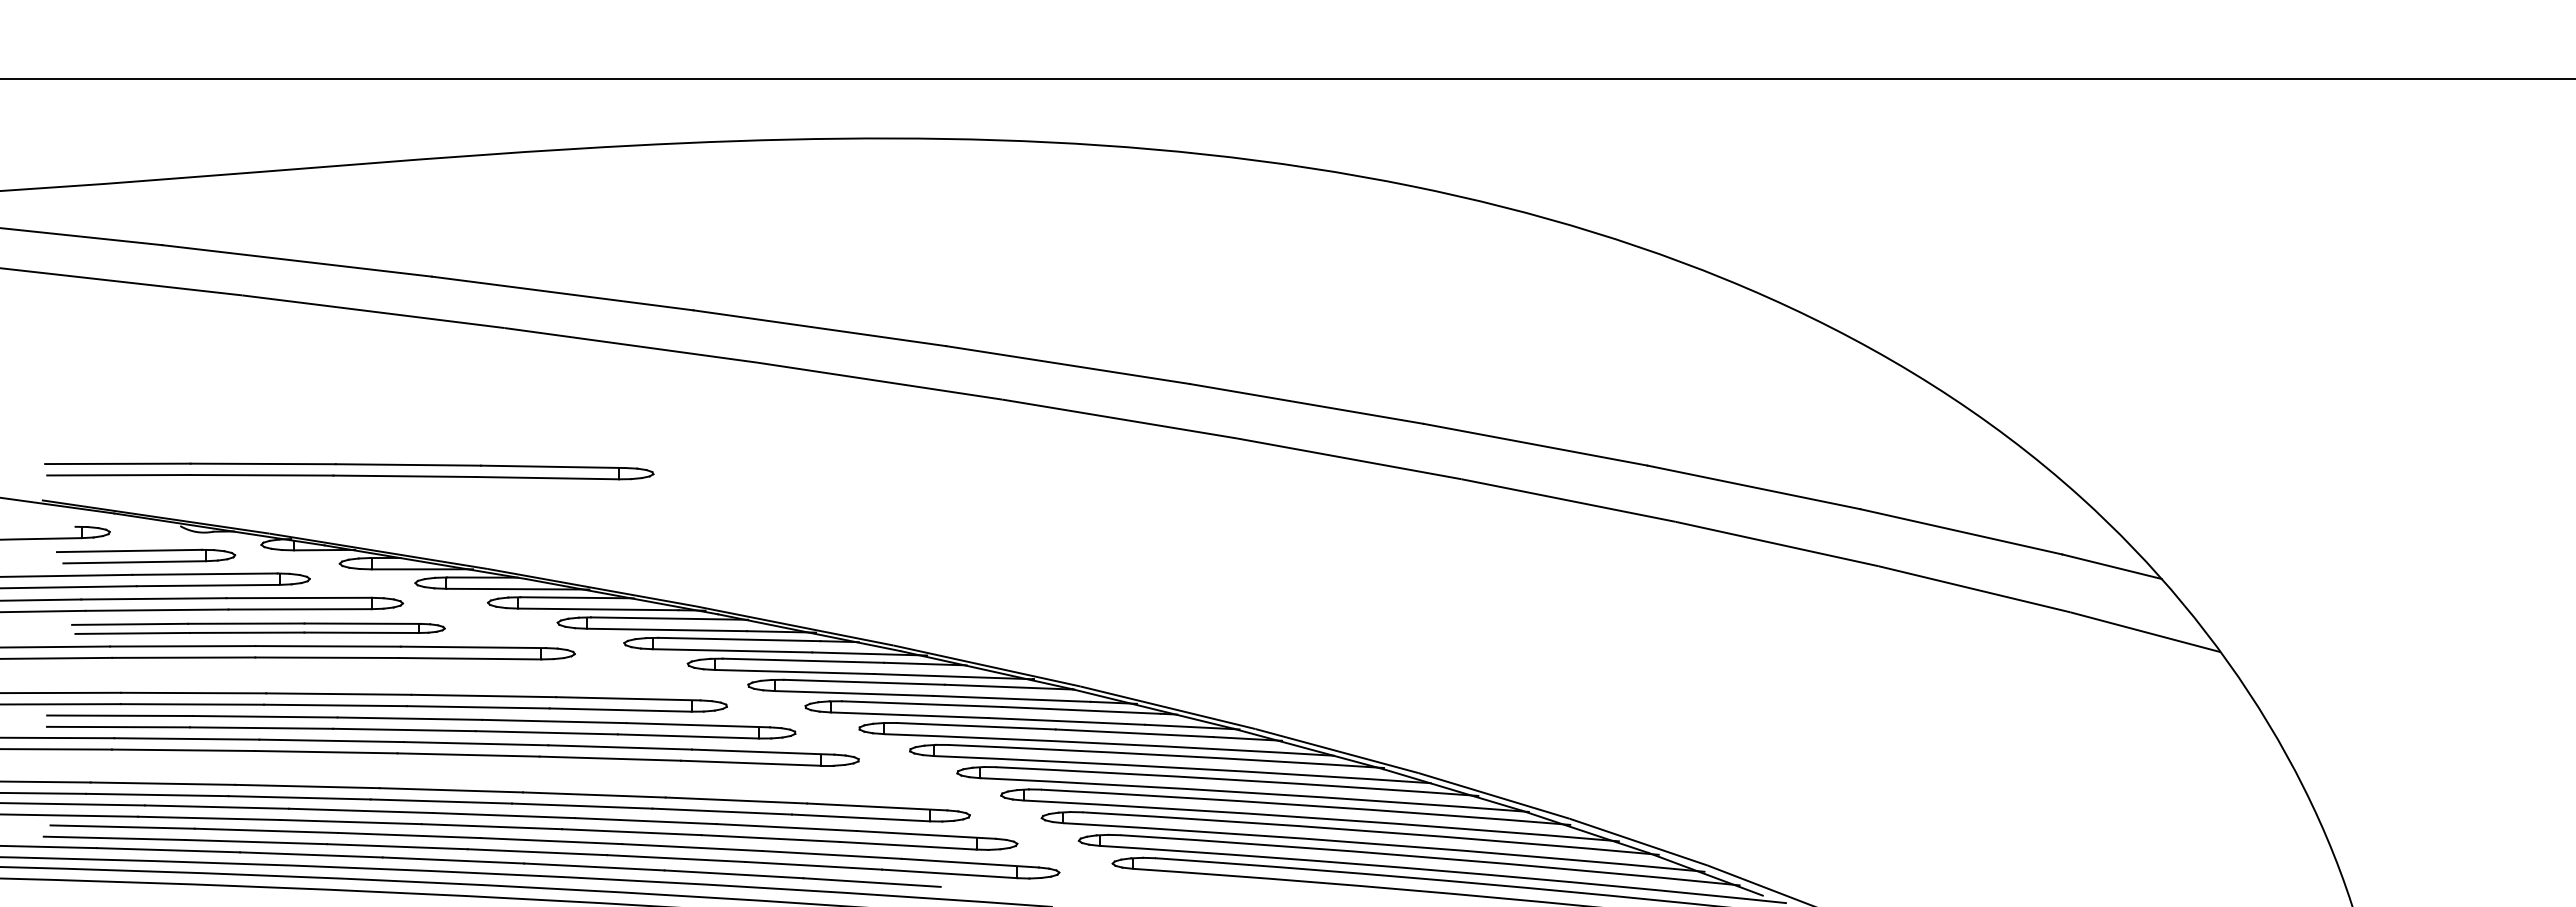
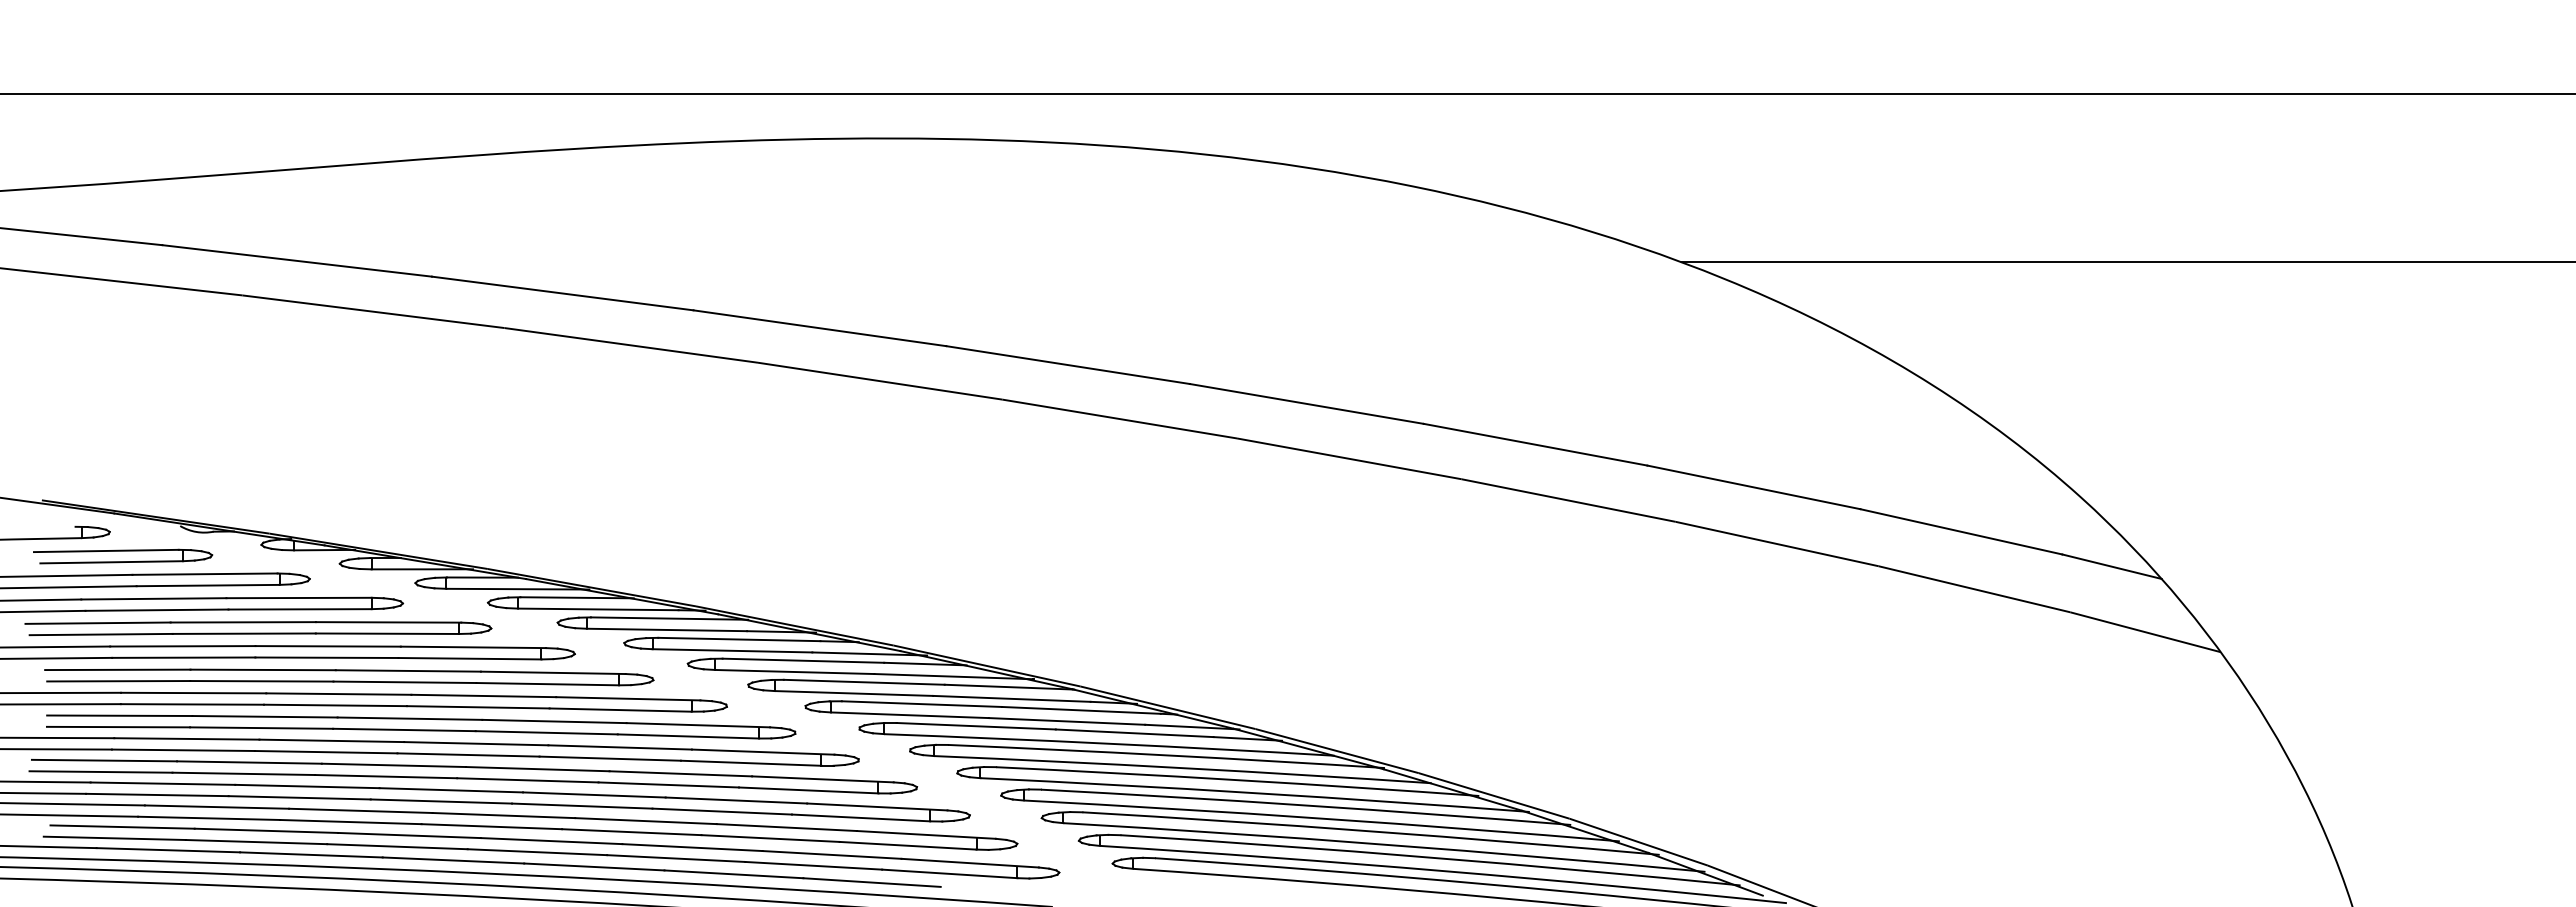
line position: (1287, 78) -> (1287, 93) (1287, 93)
line: none -> present (2126, 262)
part position: (349, 471) -> (349, 677) (349, 677)
part position: (146, 556) -> (123, 556) (123, 556)
part size: 375x13 px -> 469x16 px (258, 628)
part: none -> present (473, 776)
